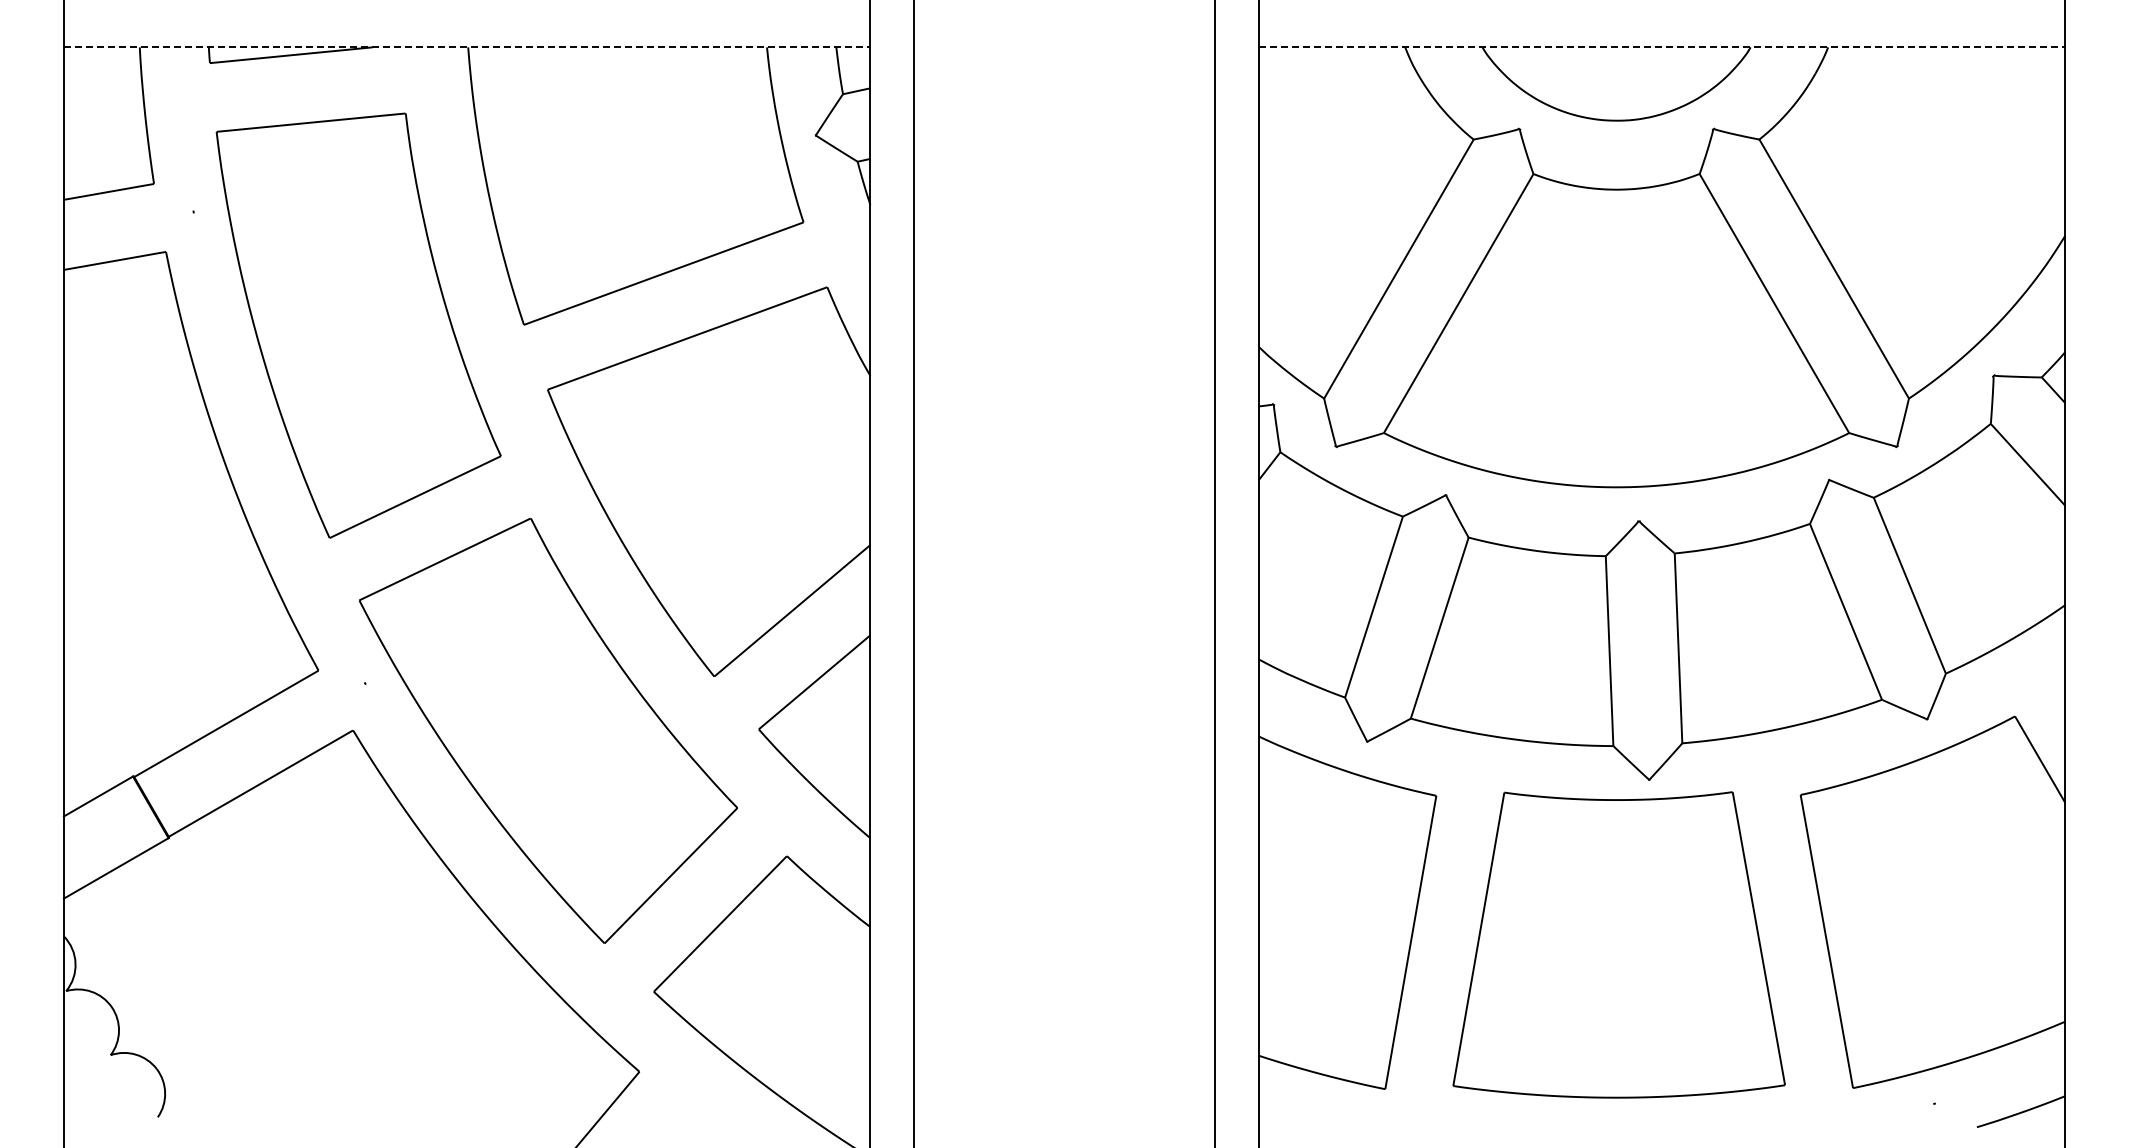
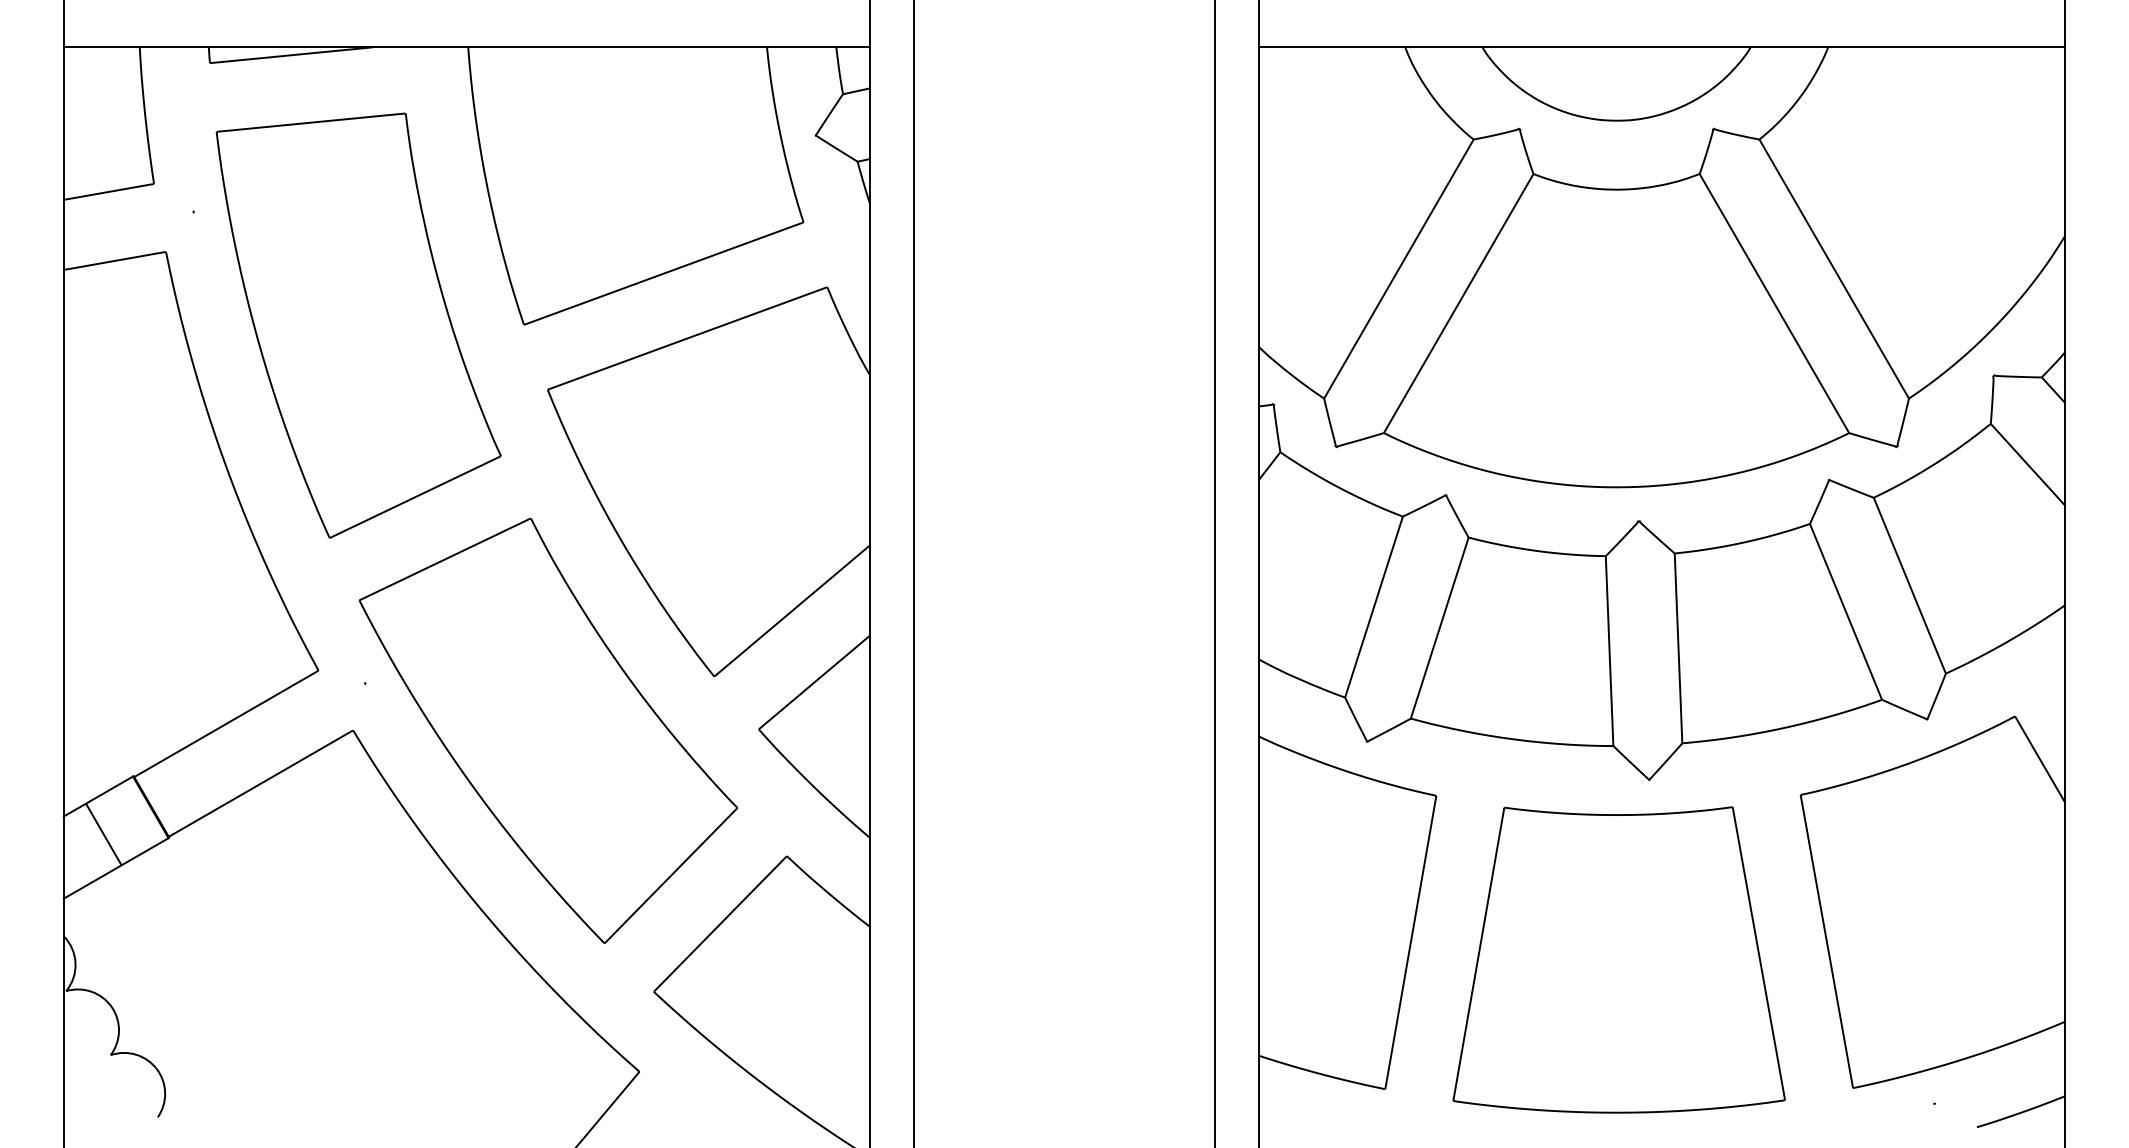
line: dashed -> solid (467, 47)
line: dashed -> solid (1662, 47)
line: none -> present (103, 834)
part position: (1618, 944) -> (1618, 959) (1618, 959)
